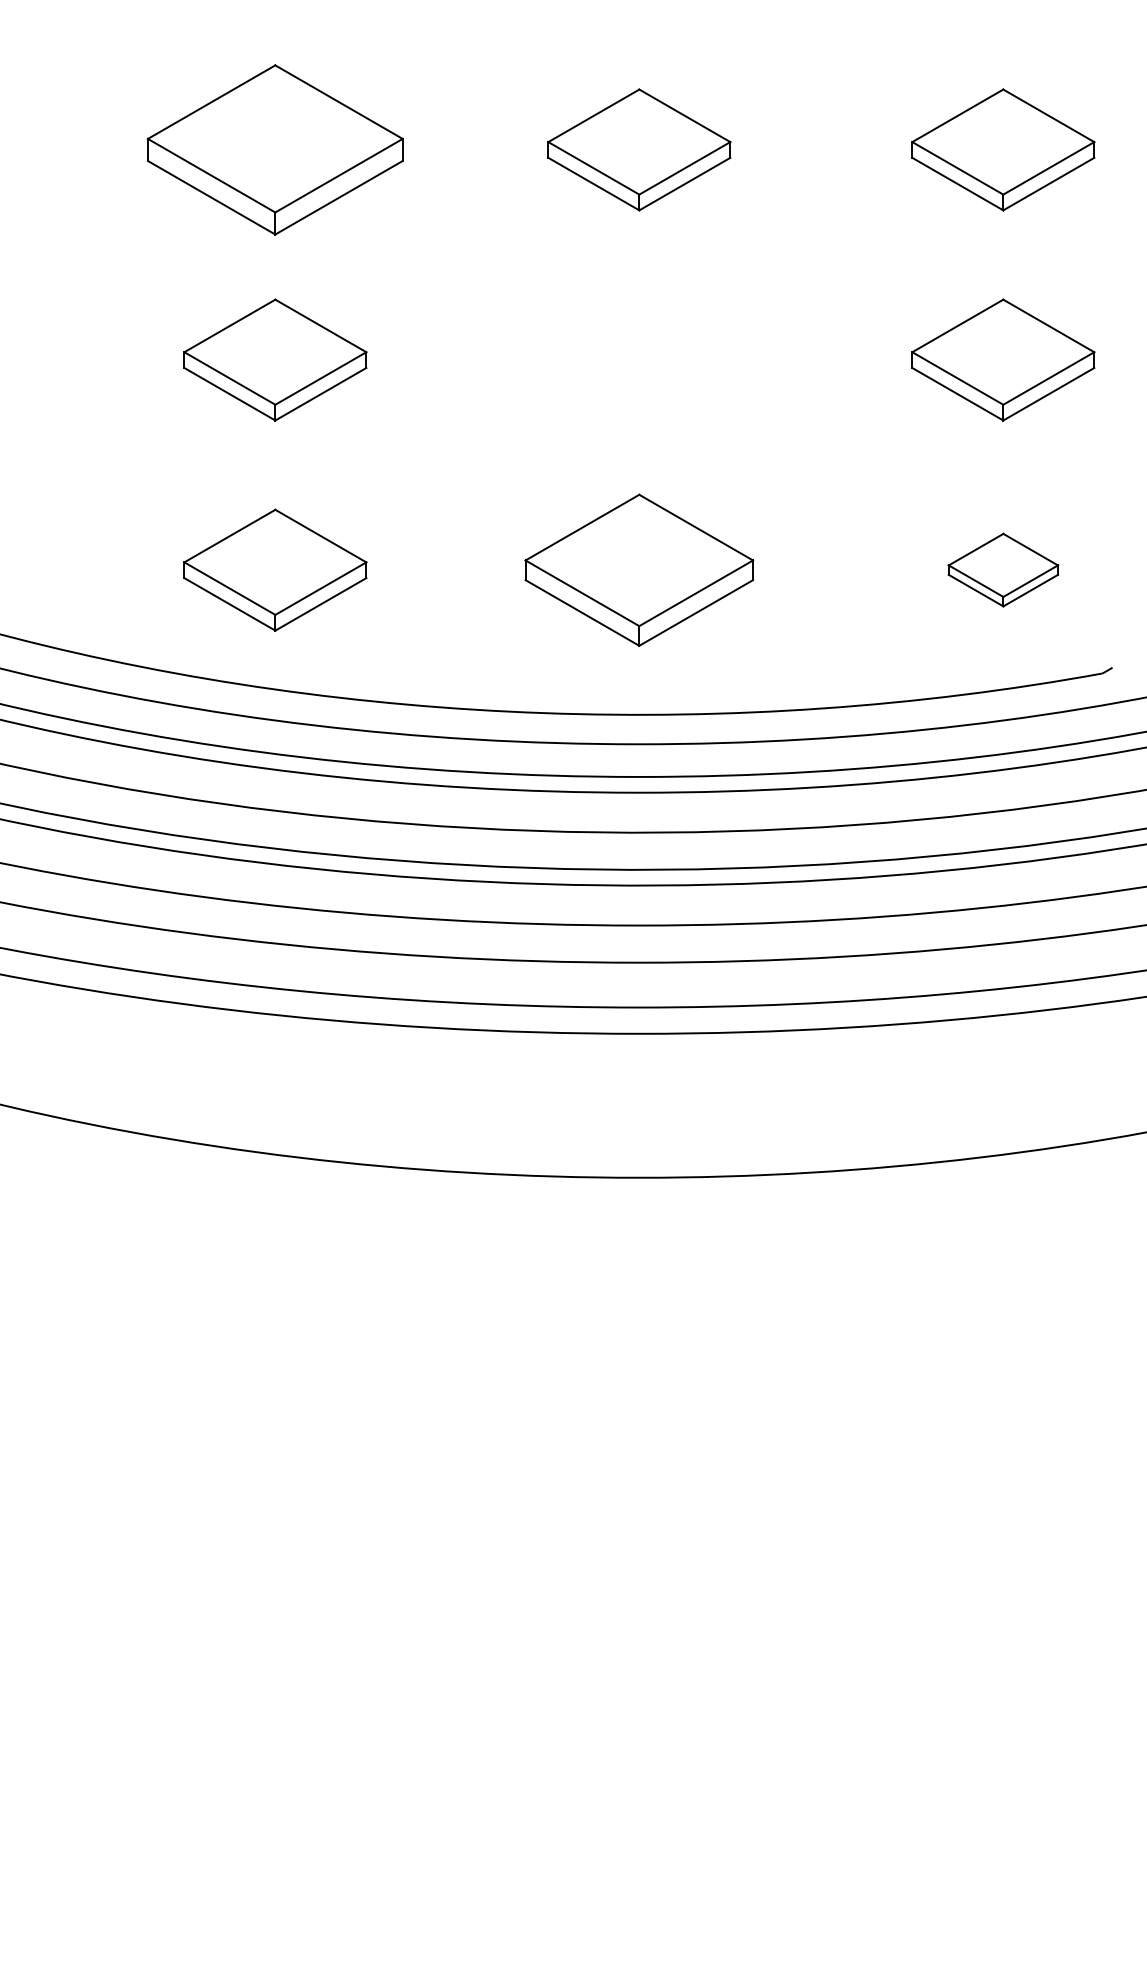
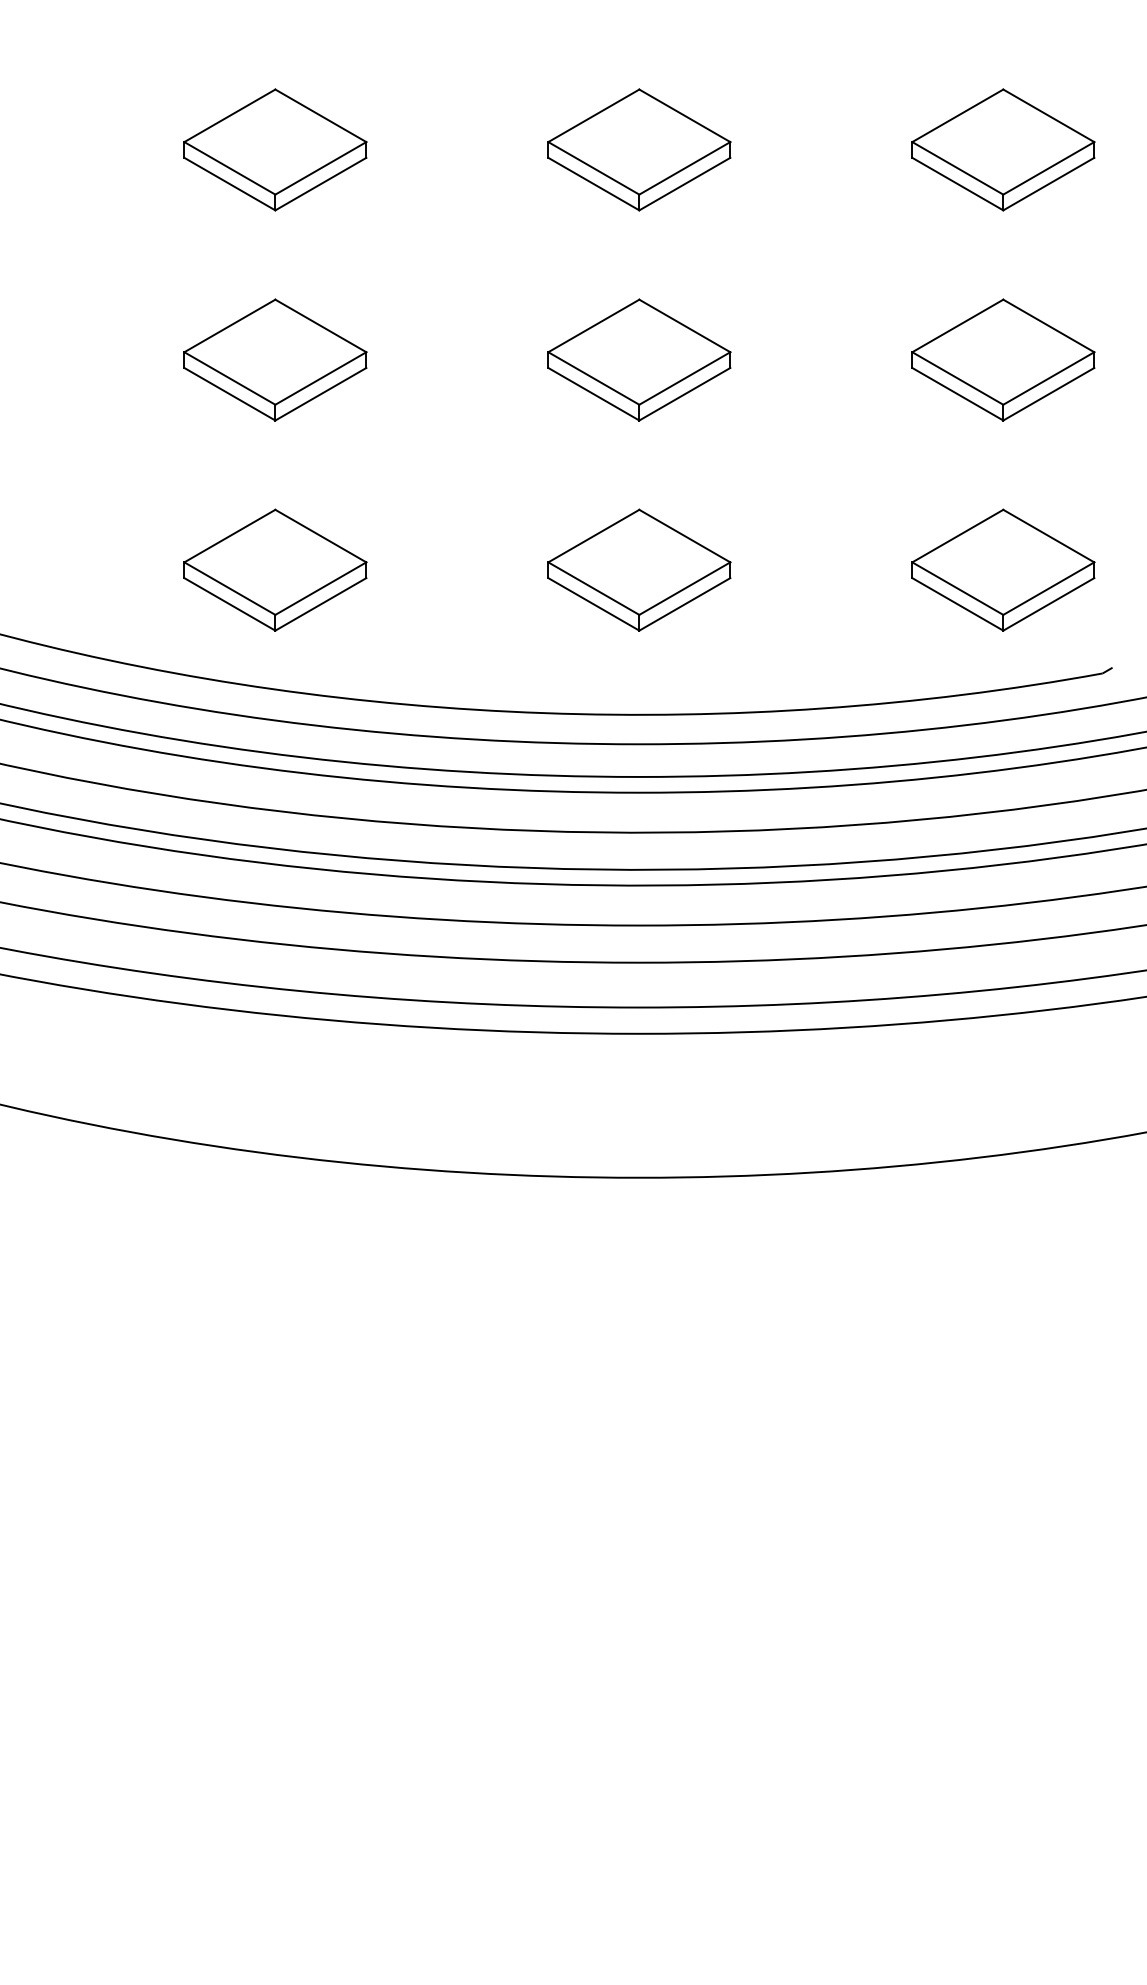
part size: 258x172 px -> 185x124 px (275, 149)
part: none -> present (639, 359)
part size: 231x154 px -> 185x124 px (639, 569)
part size: 113x76 px -> 185x124 px (1003, 569)
